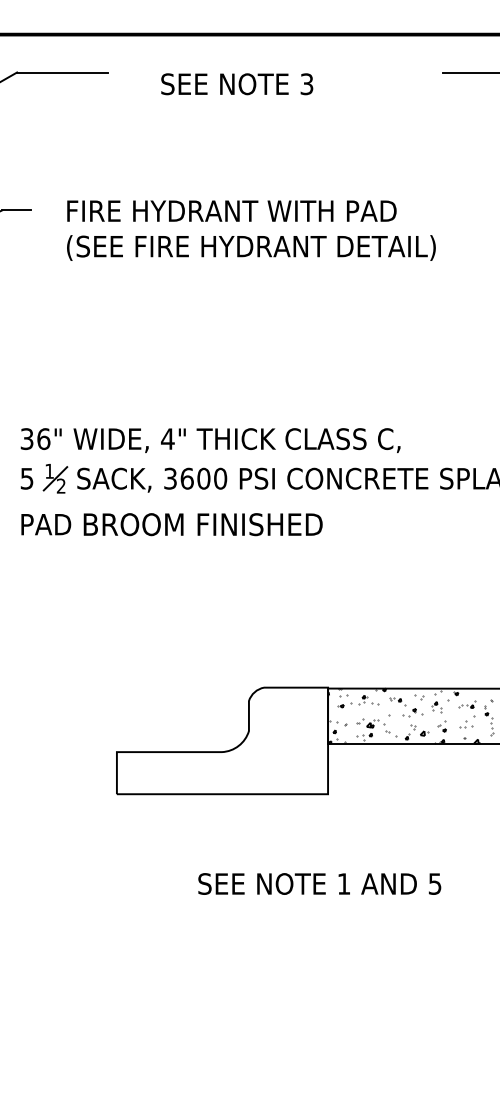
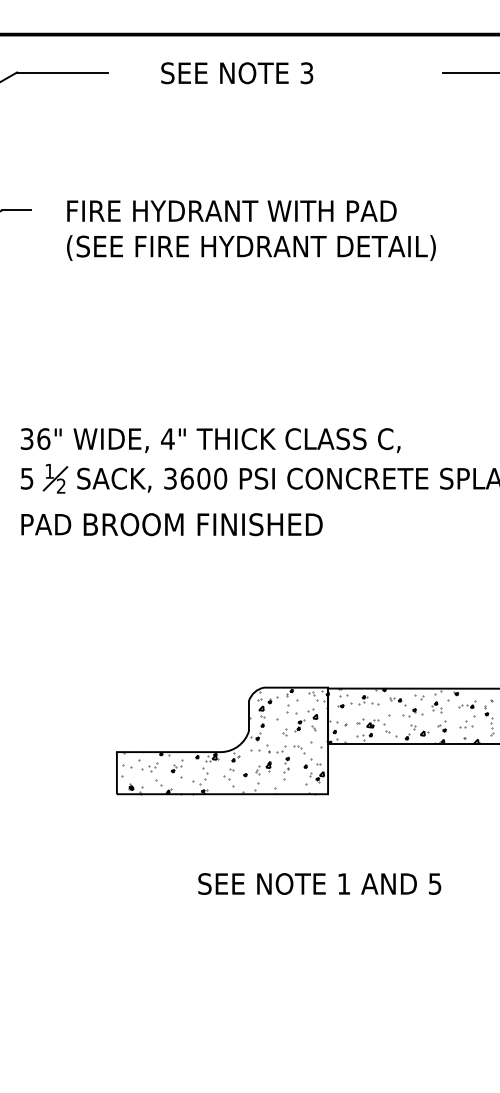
text position: (237, 84) -> (237, 73) (237, 73)
hatch: none -> present (224, 741)
